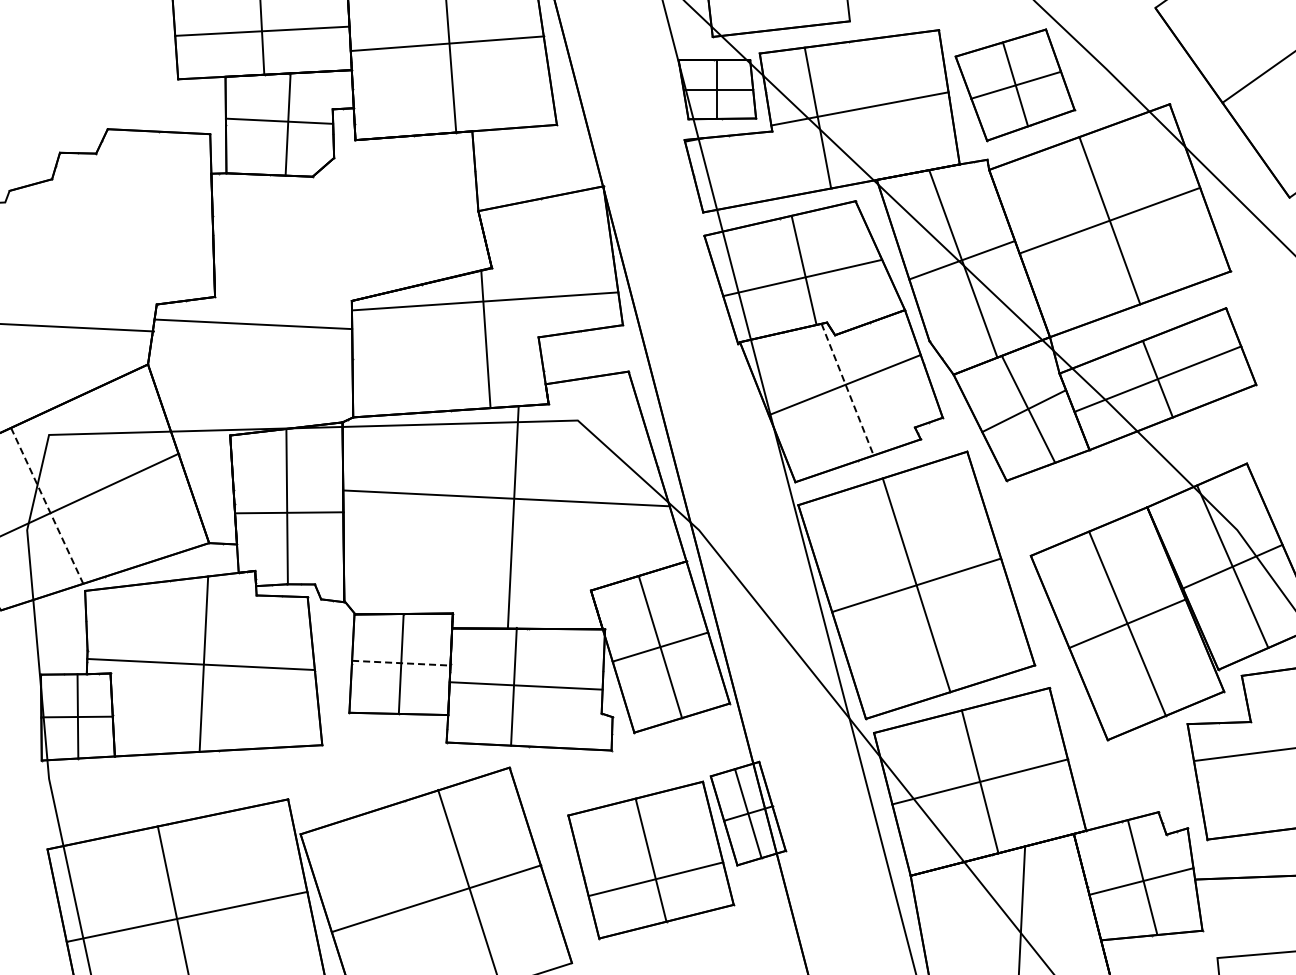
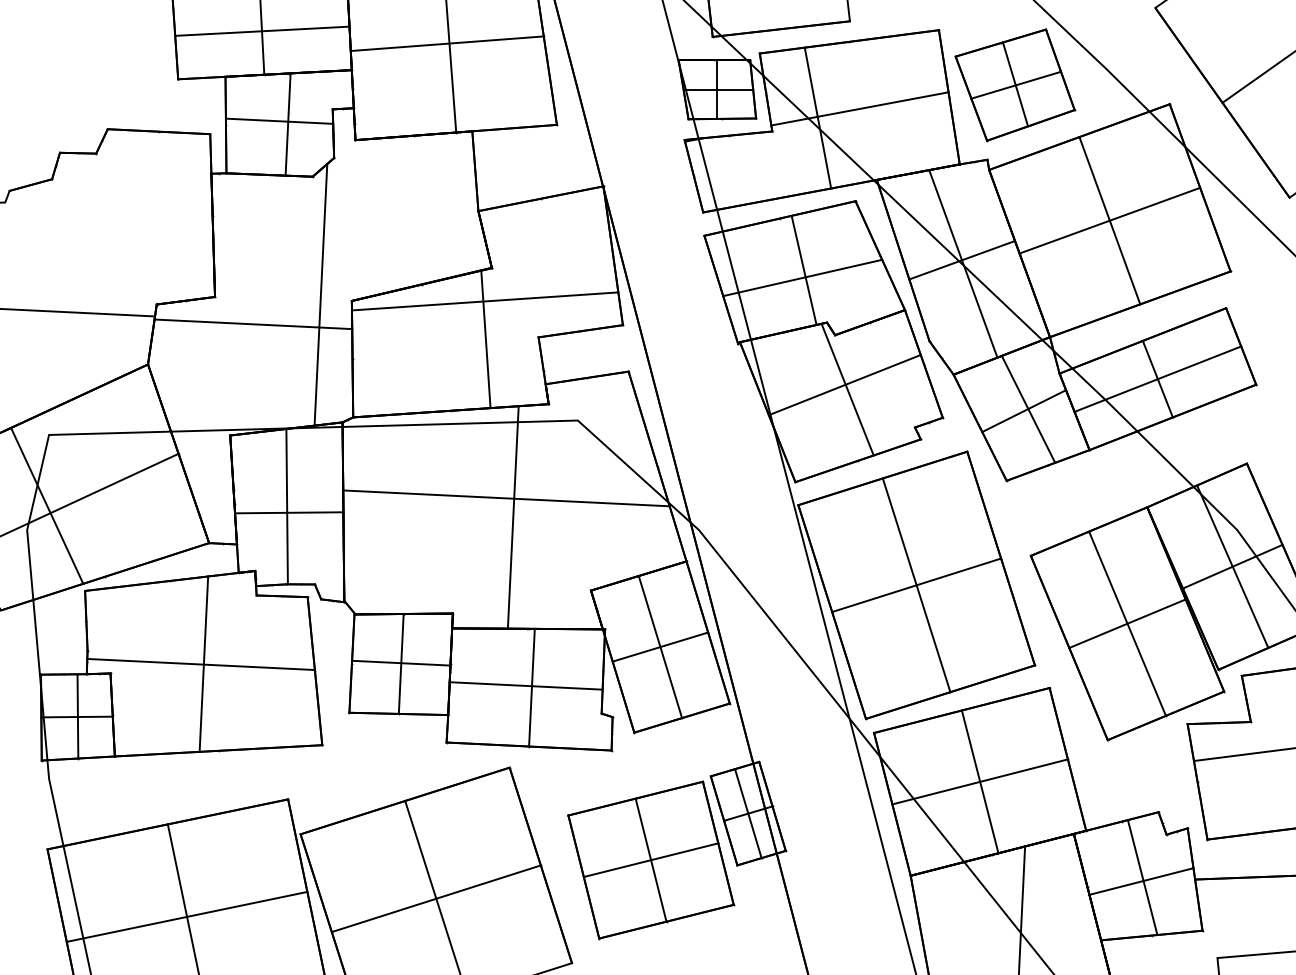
line: none -> present (320, 294)
line position: (78, 327) -> (78, 312) (78, 312)
line: dashed -> solid (847, 389)
line: dashed -> solid (47, 505)
line: dashed -> solid (401, 663)
line position: (513, 686) -> (531, 687) (531, 687)
line position: (655, 879) -> (650, 860) (650, 860)
line position: (466, 880) -> (432, 885) (432, 885)
line position: (172, 898) -> (182, 897) (182, 897)
